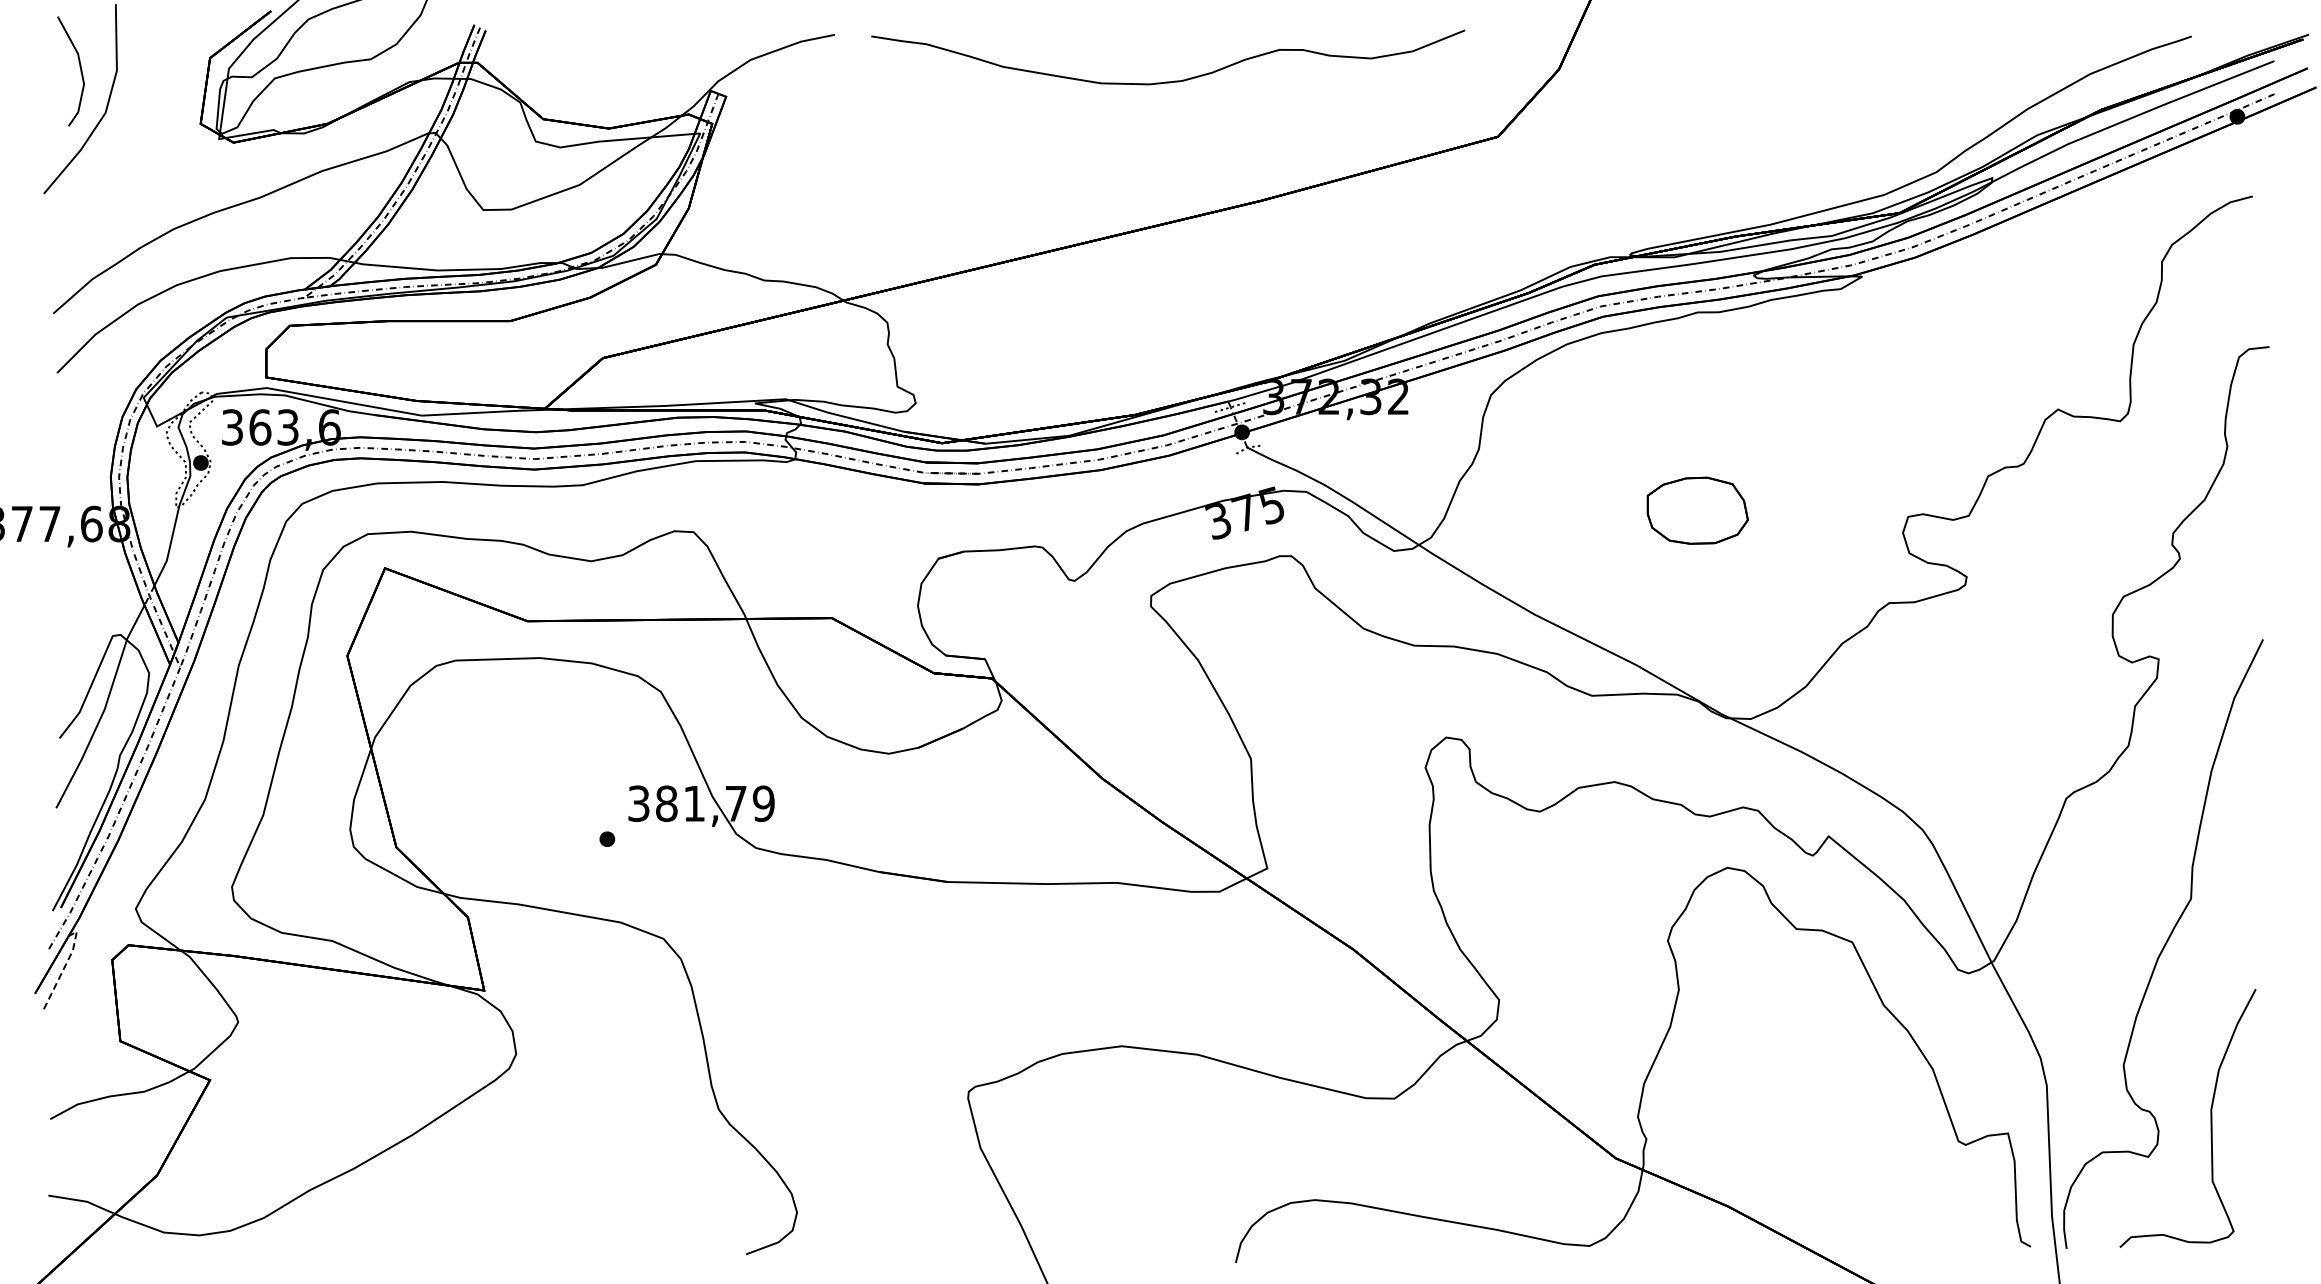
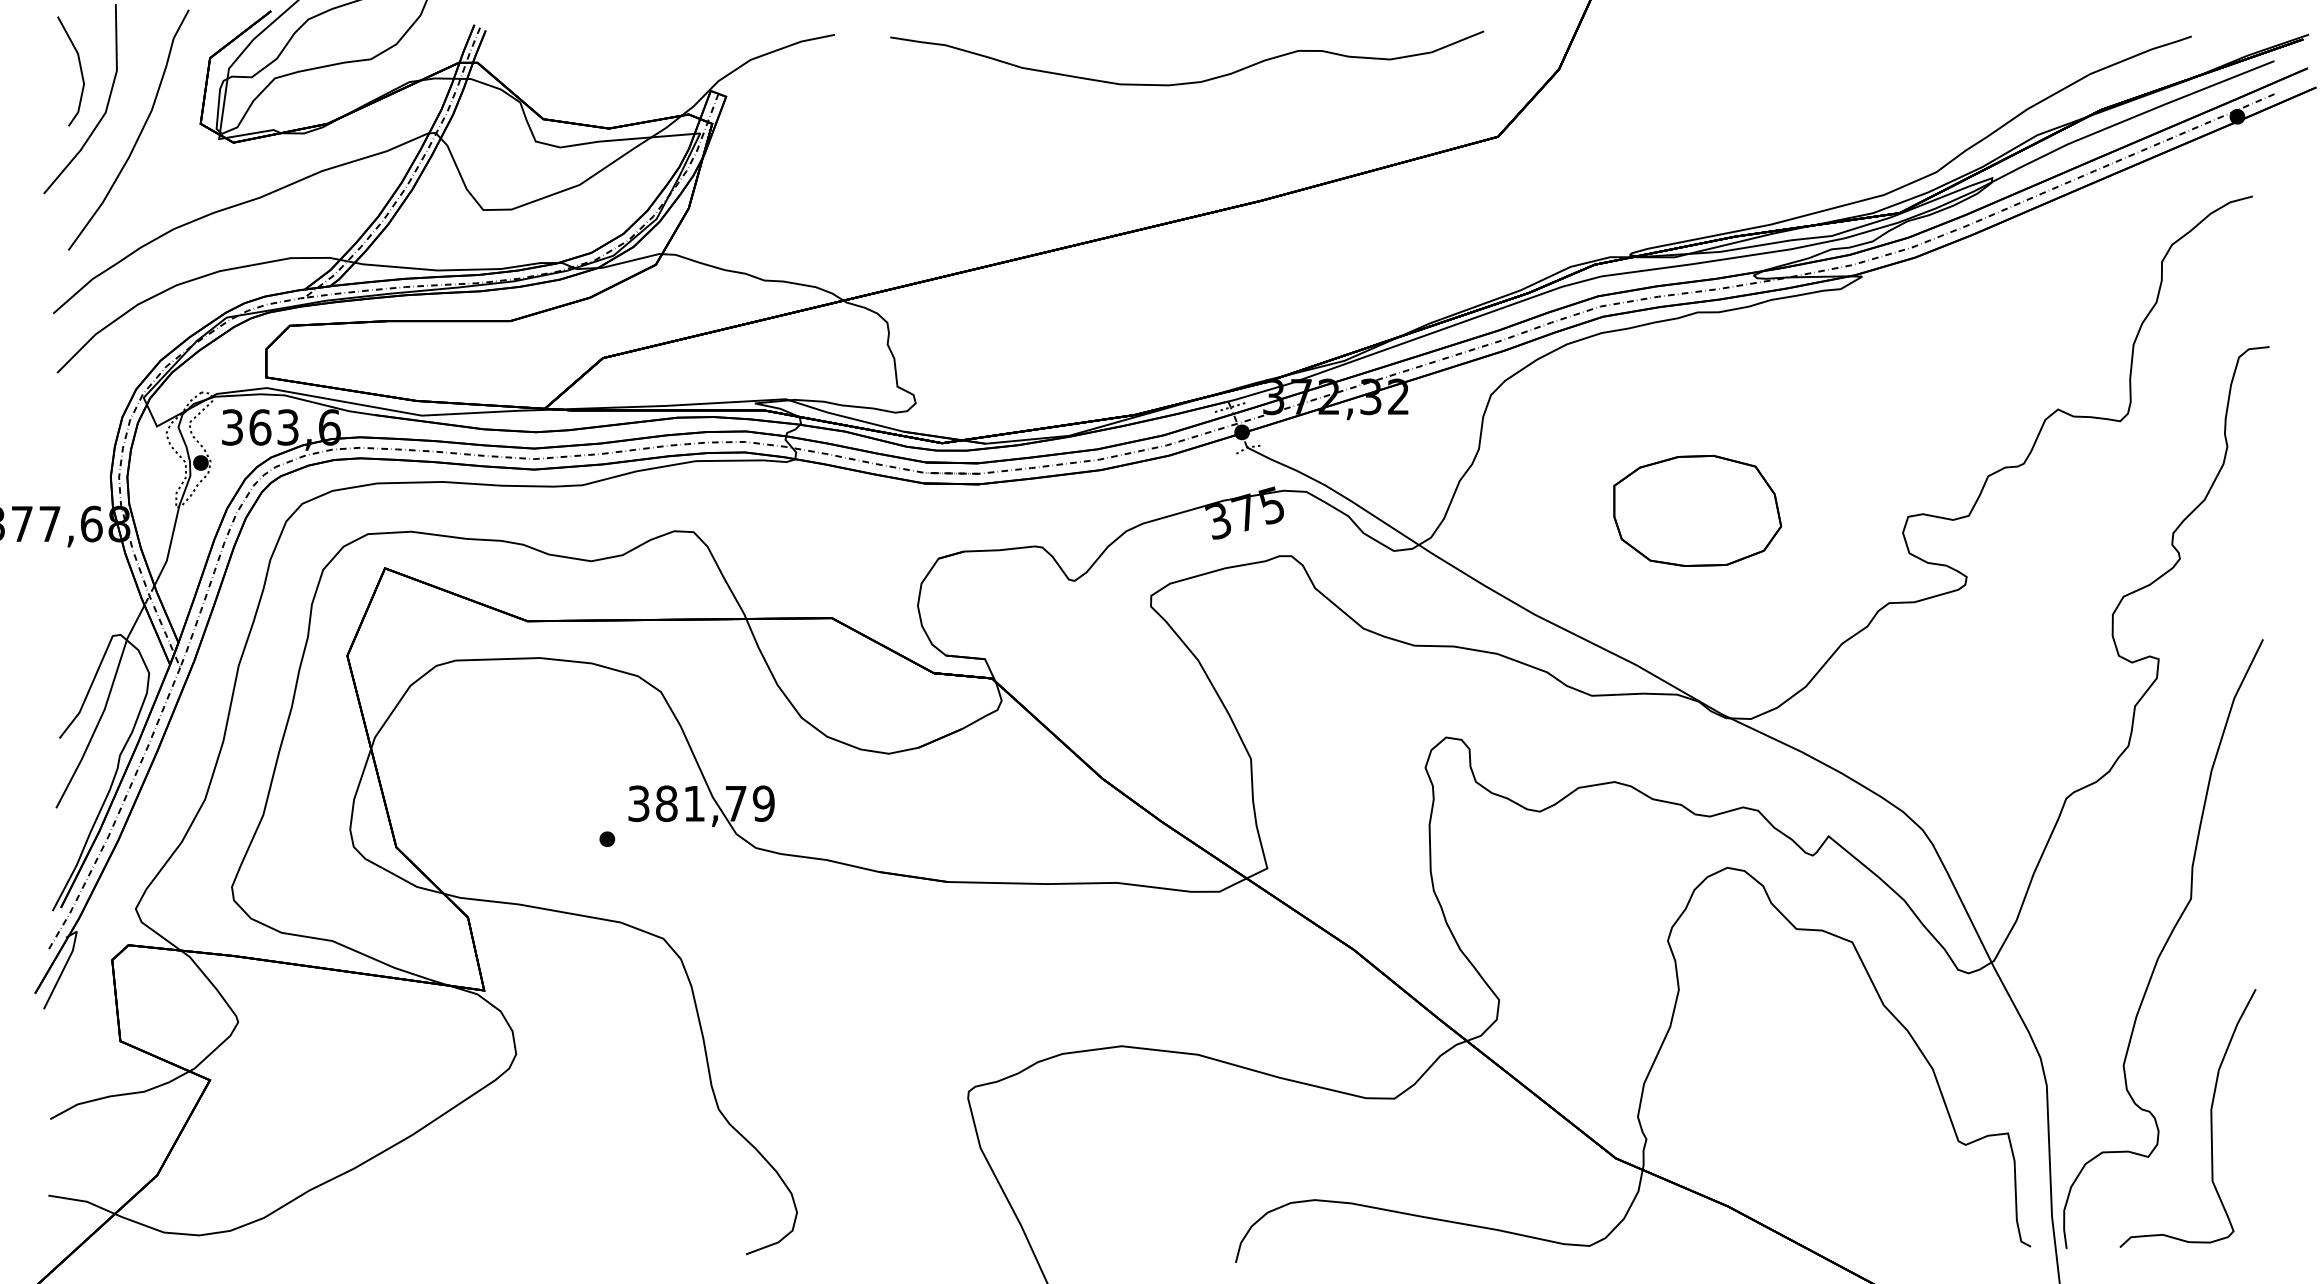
curve position: (1174, 80) -> (1193, 81) (1193, 81)
curve: none -> present (138, 135)
part size: 103x69 px -> 170x113 px (1697, 510)
line: dashed -> solid (66, 964)
